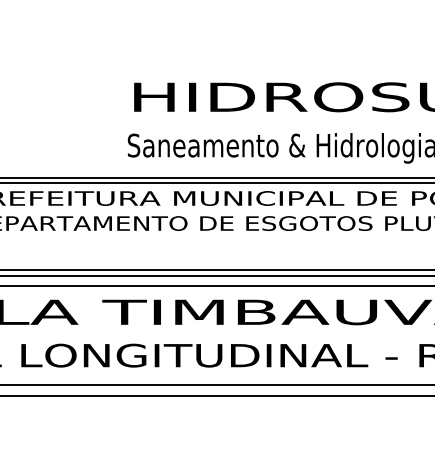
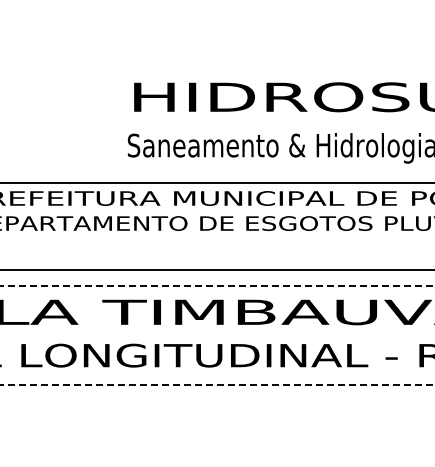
line: present -> none (216, 177)
line: present -> none (216, 275)
line: solid -> dashed (218, 286)
line: solid -> dashed (218, 384)
line: present -> none (216, 396)
